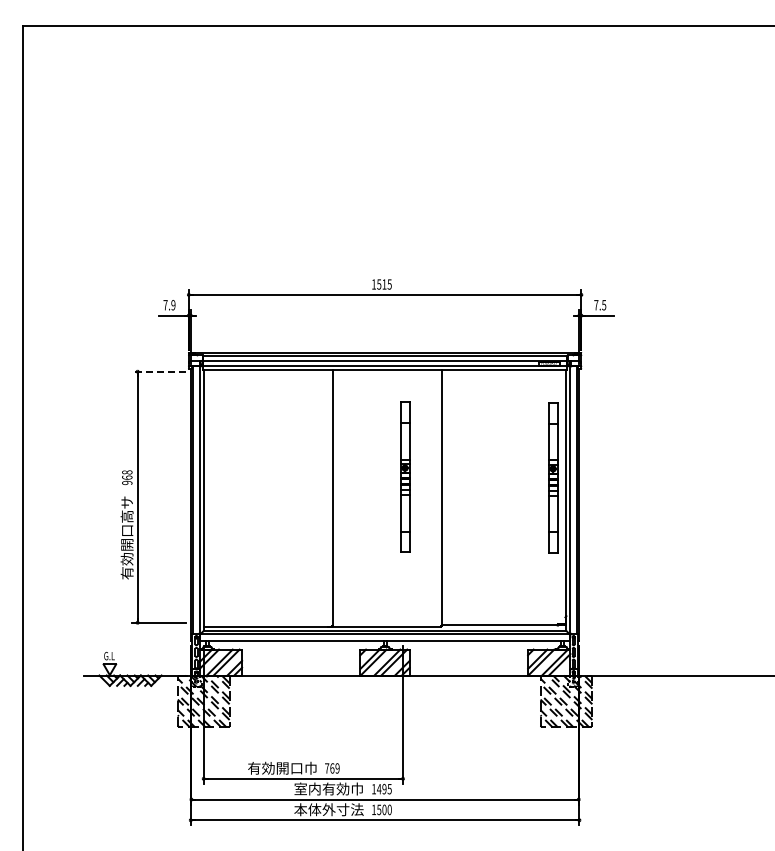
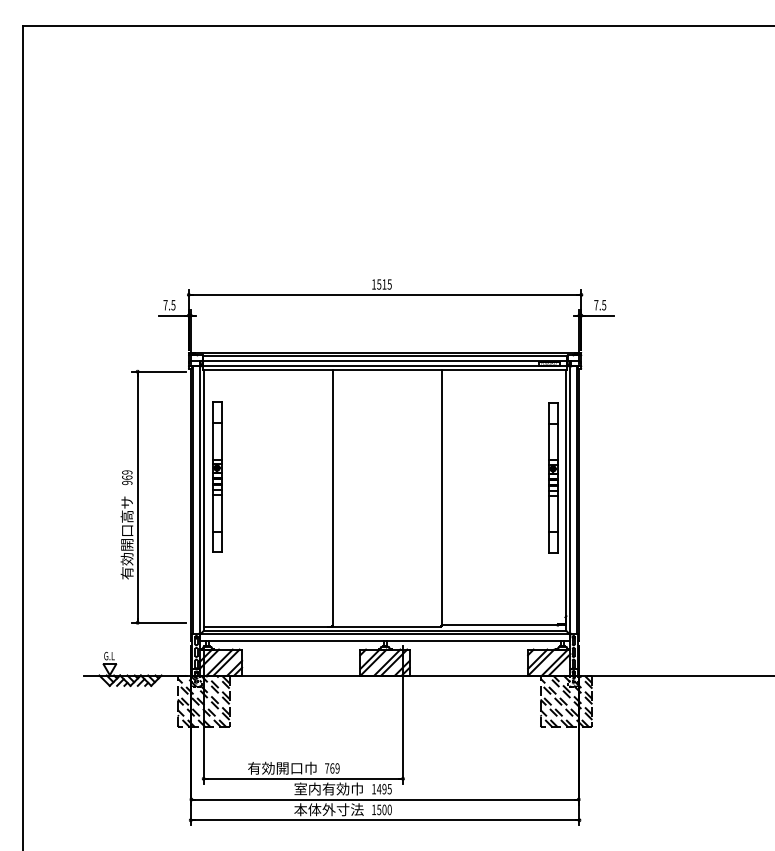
text: 7.9 -> 7.5 (173, 305)
line: dashed -> solid (159, 371)
text: 968 -> 969 (127, 472)
part position: (405, 476) -> (217, 476) (217, 476)
